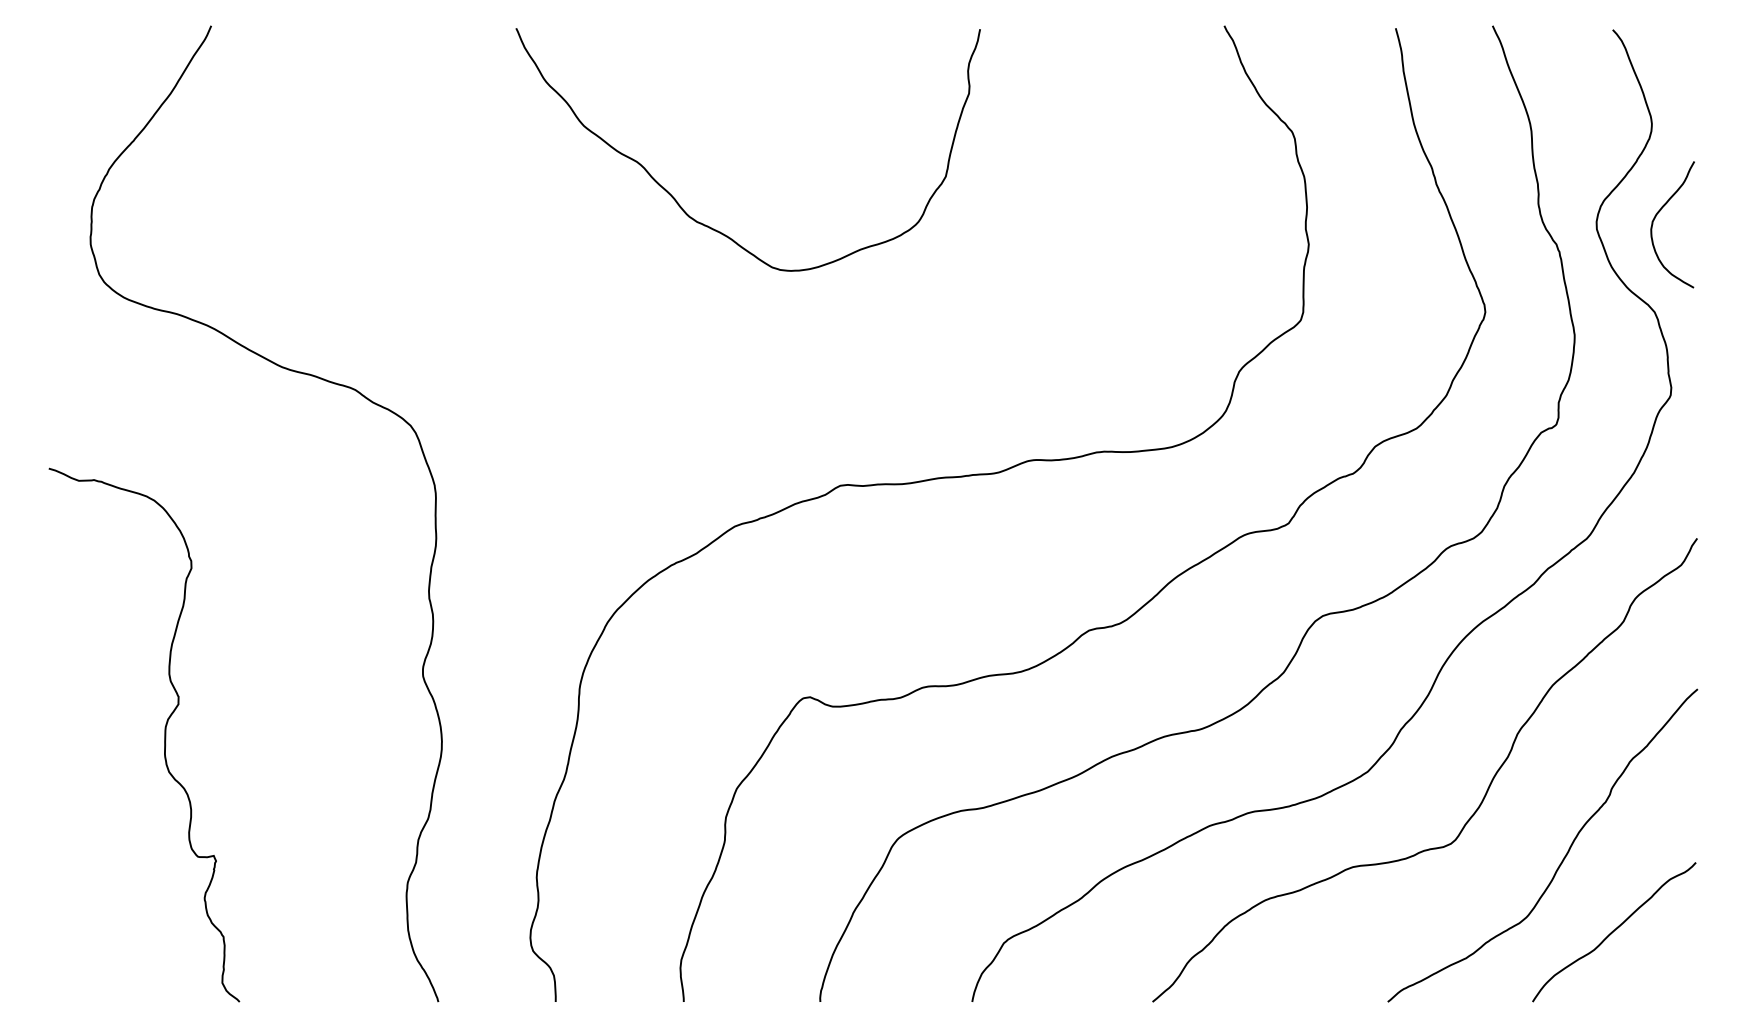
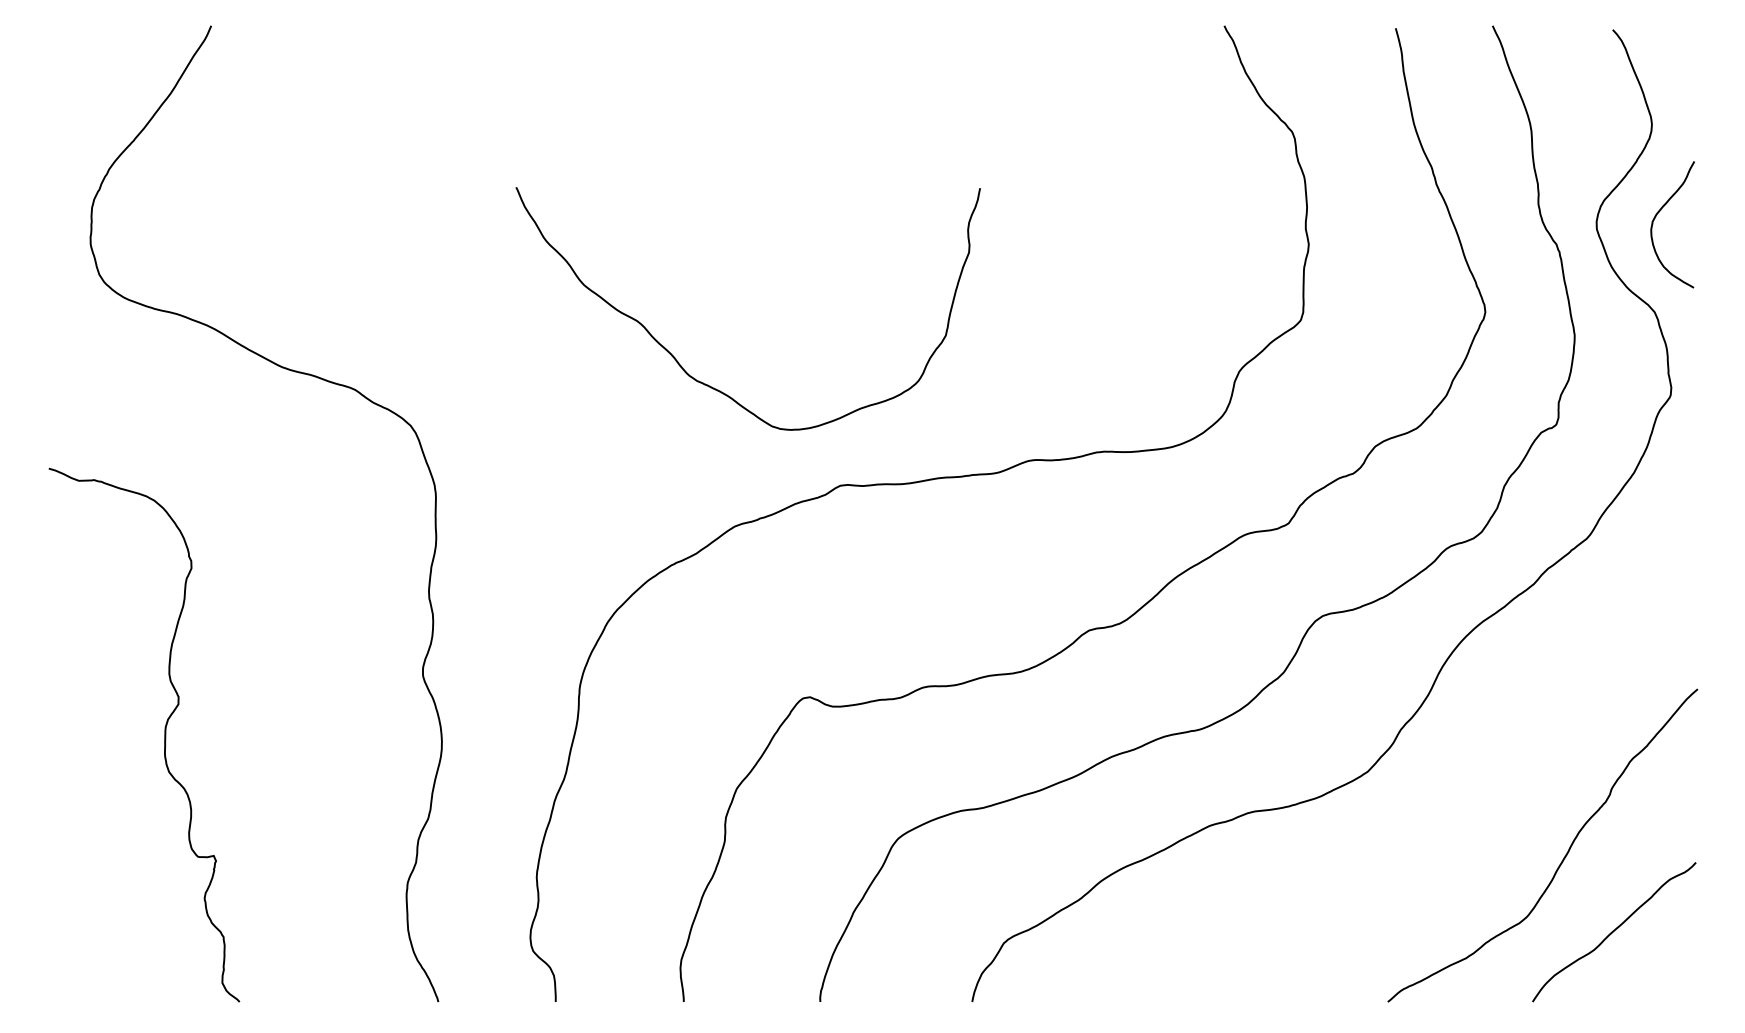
curve position: (708, 225) -> (708, 384) (708, 384)
curve: present -> none (1482, 798)
